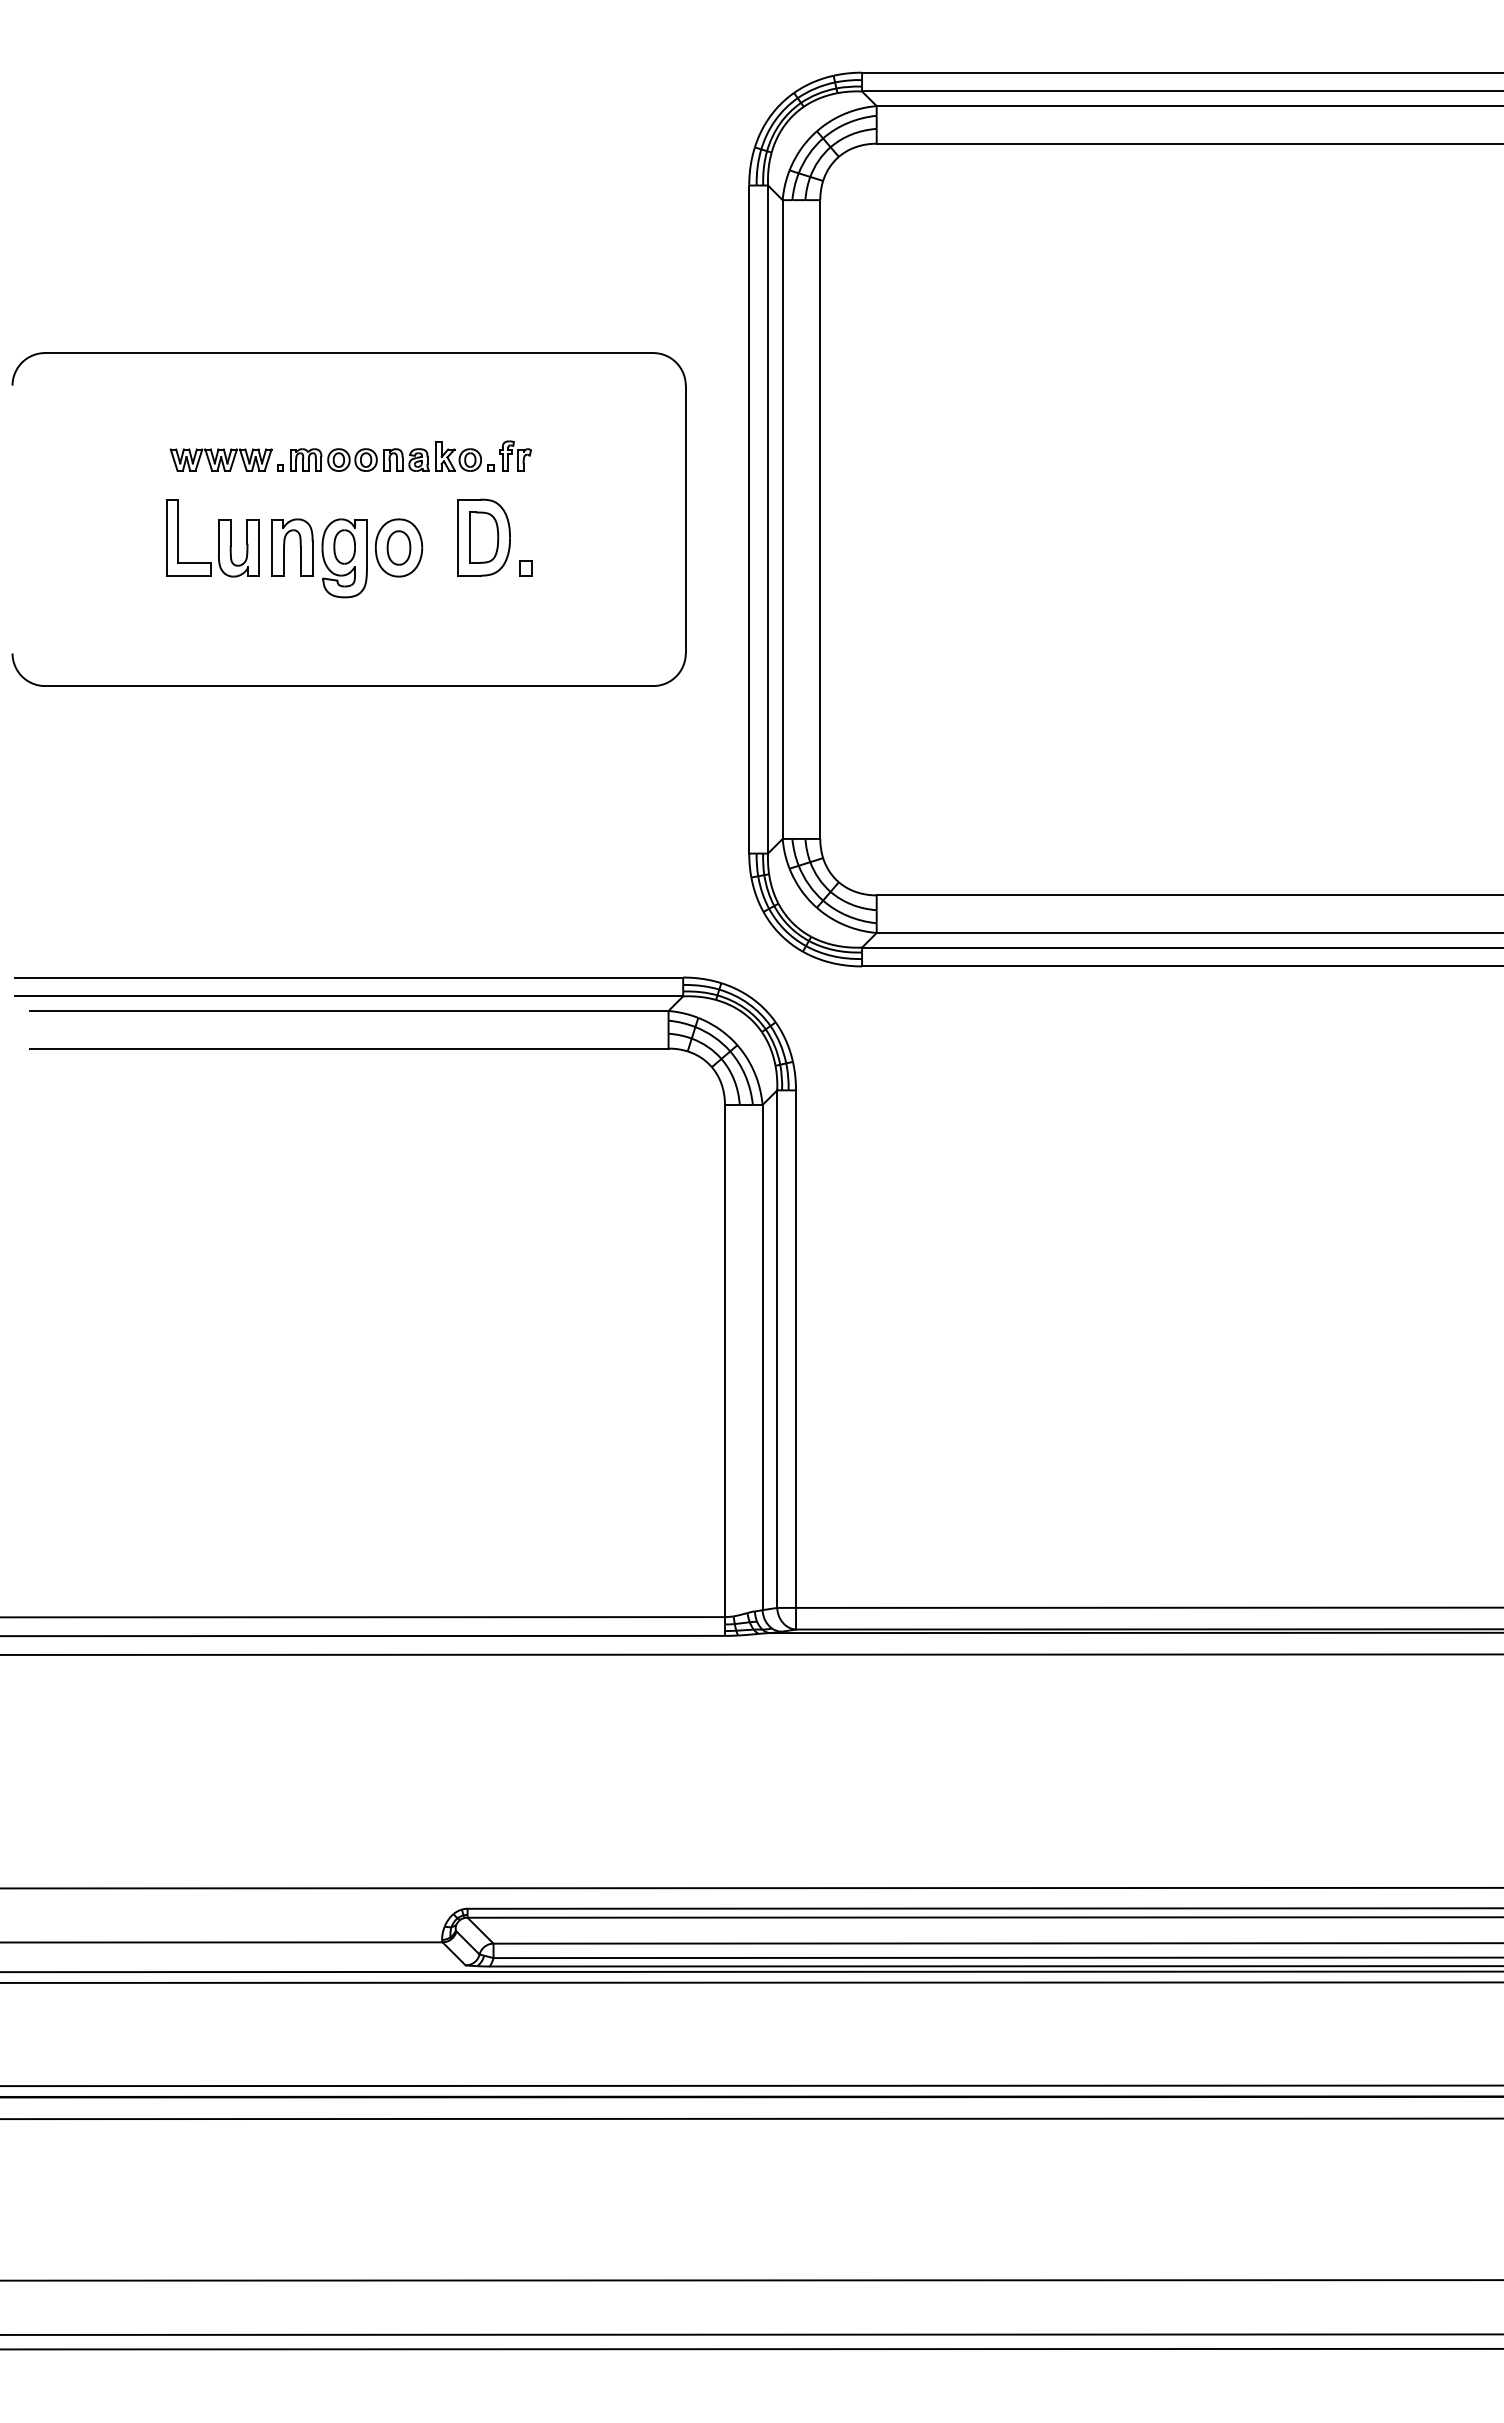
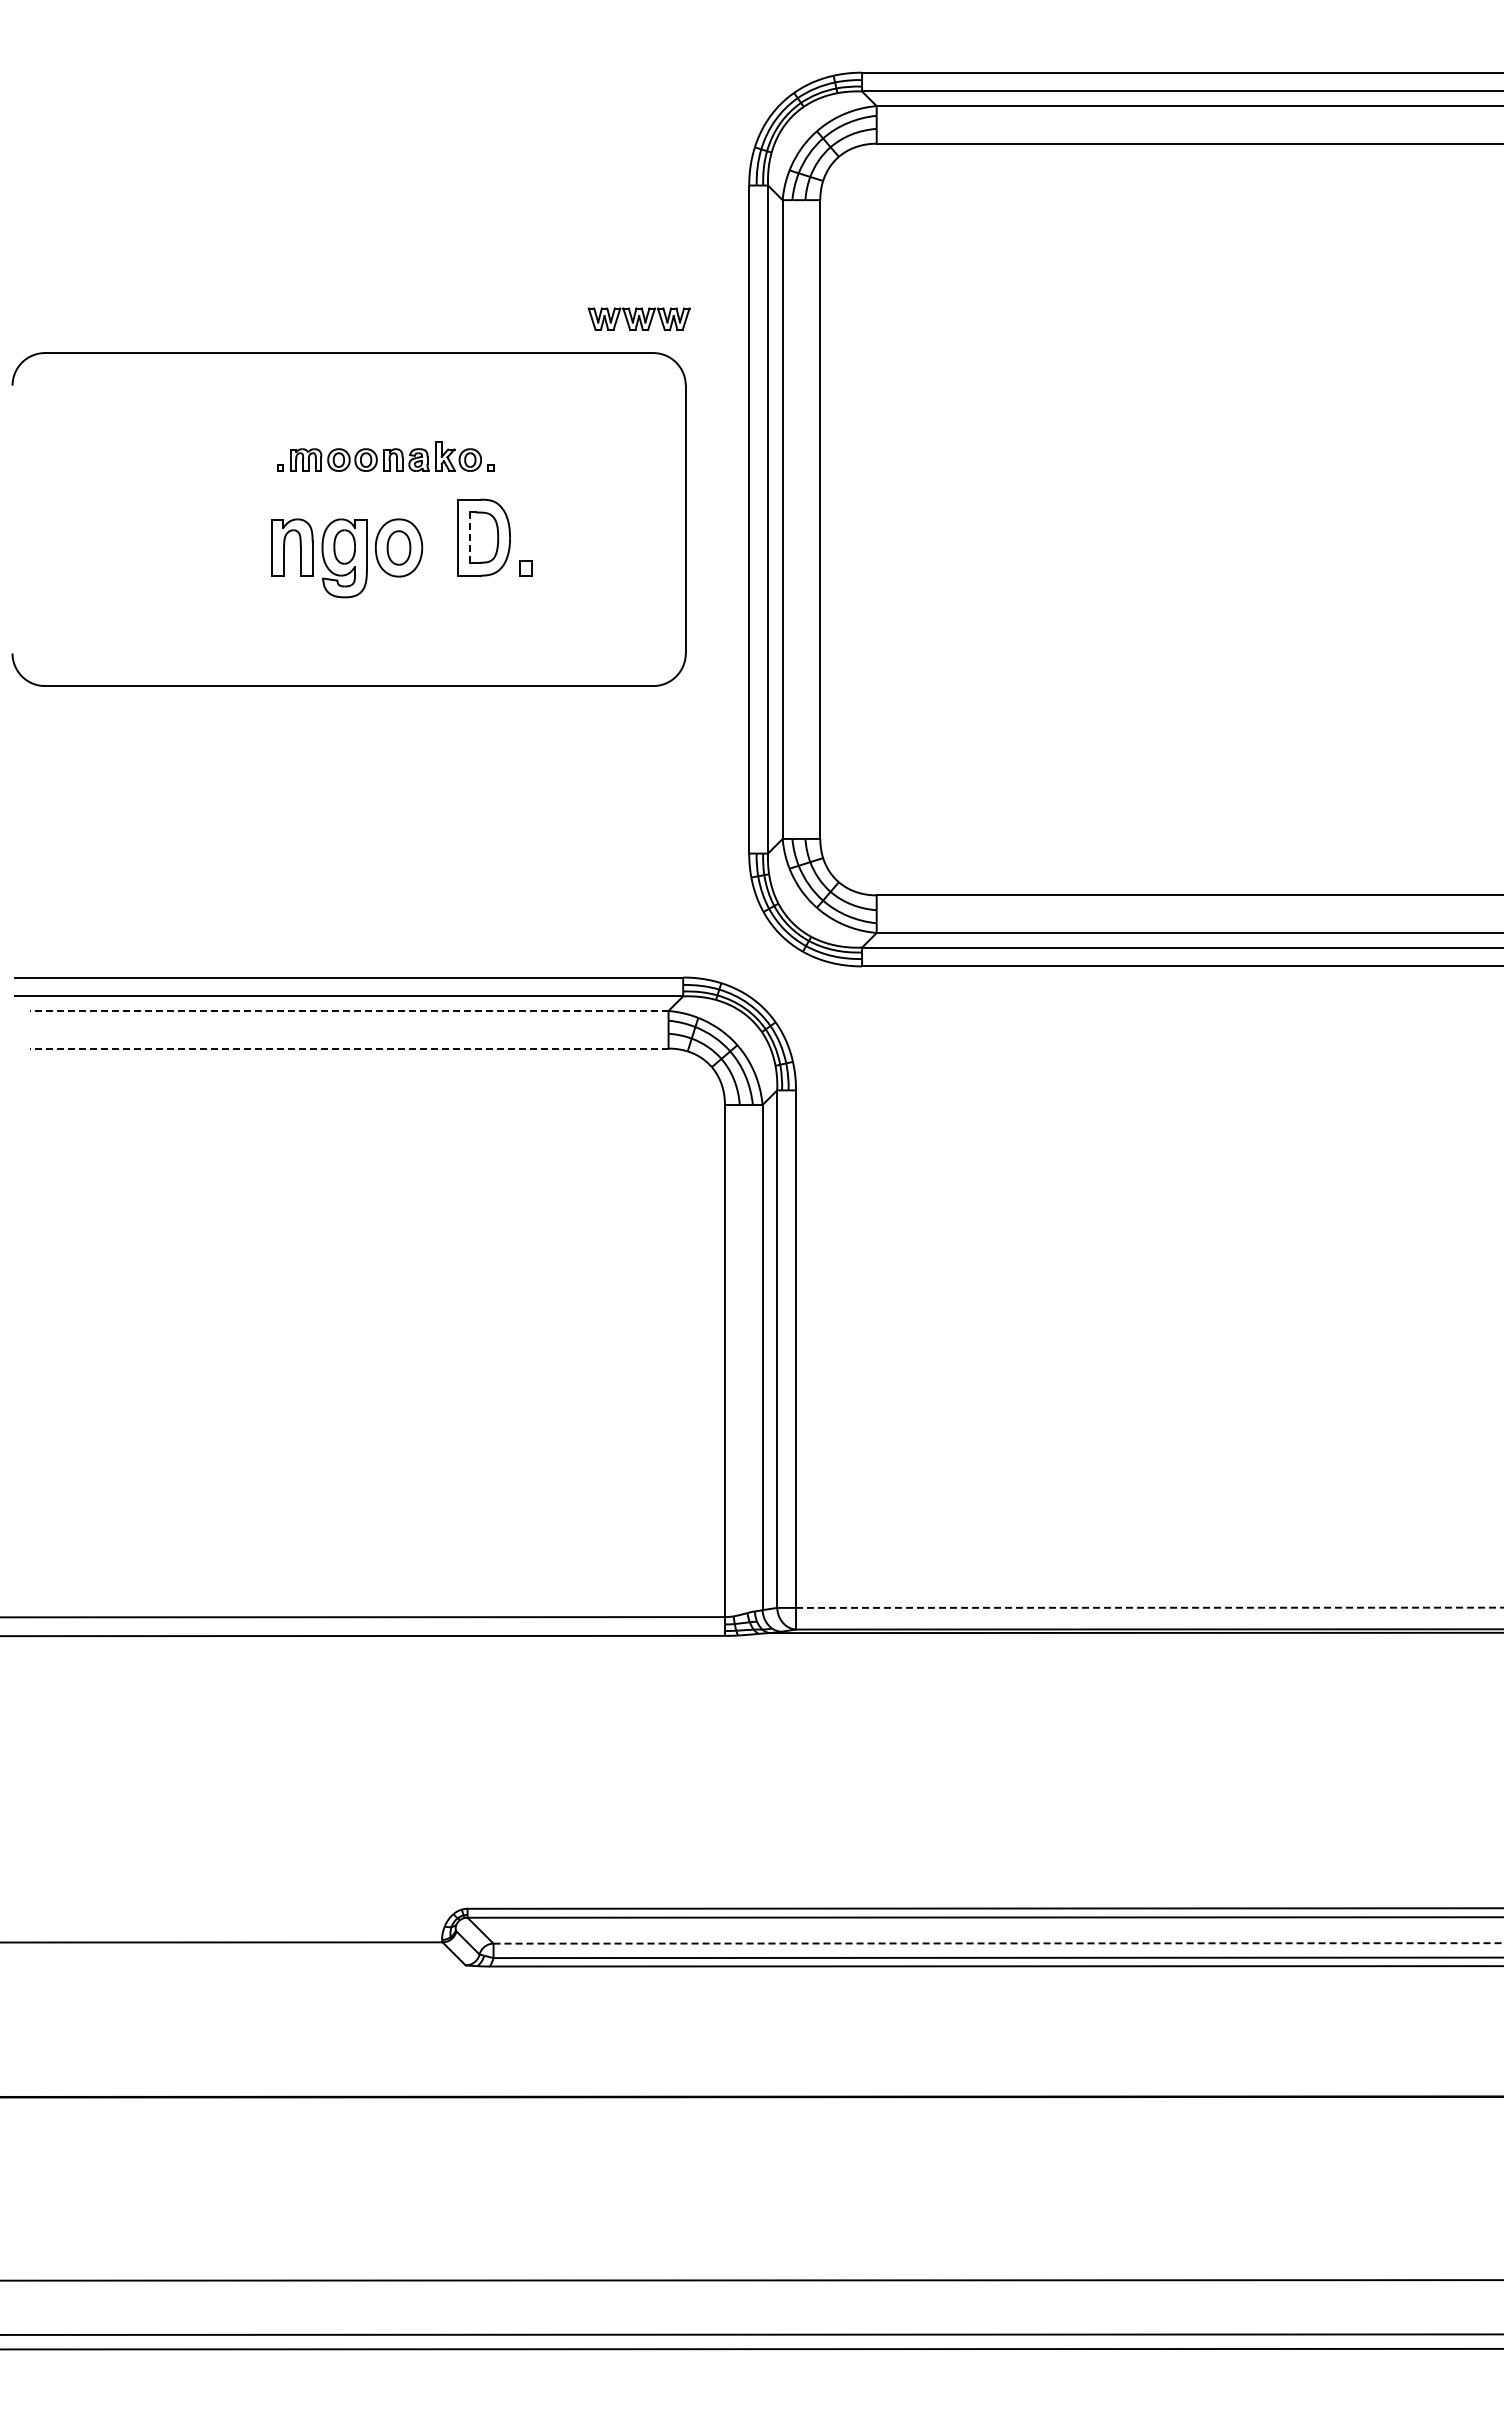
part: present -> none (515, 455)
part position: (220, 459) -> (638, 318) (638, 318)
line: solid -> dashed (469, 537)
part: present -> none (212, 538)
line: solid -> dashed (348, 1010)
line: solid -> dashed (348, 1048)
line: solid -> dashed (1149, 1607)
line: present -> none (751, 1654)
line: present -> none (751, 1887)
line: solid -> dashed (998, 1943)
line: present -> none (751, 1971)
line: present -> none (751, 1982)
line: present -> none (751, 2085)
line: present -> none (751, 2118)
